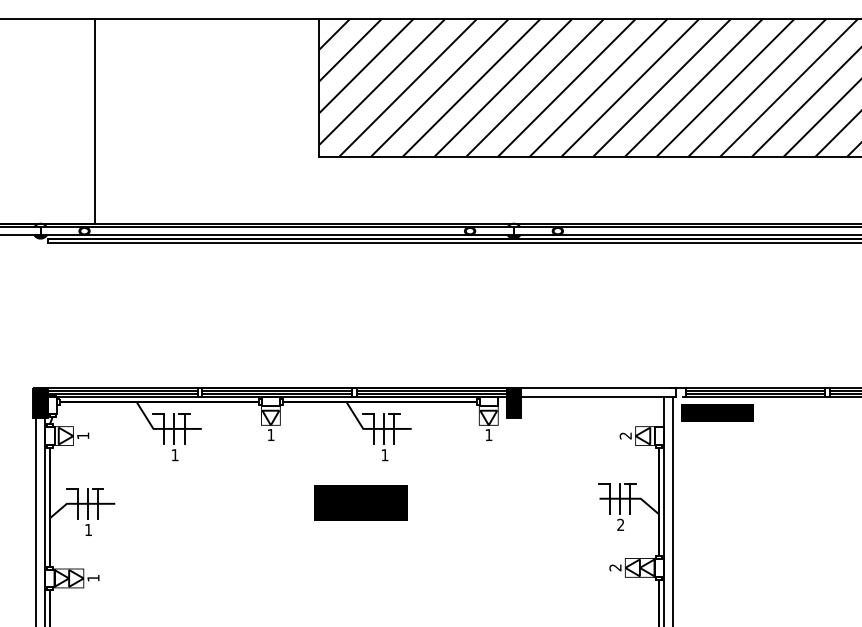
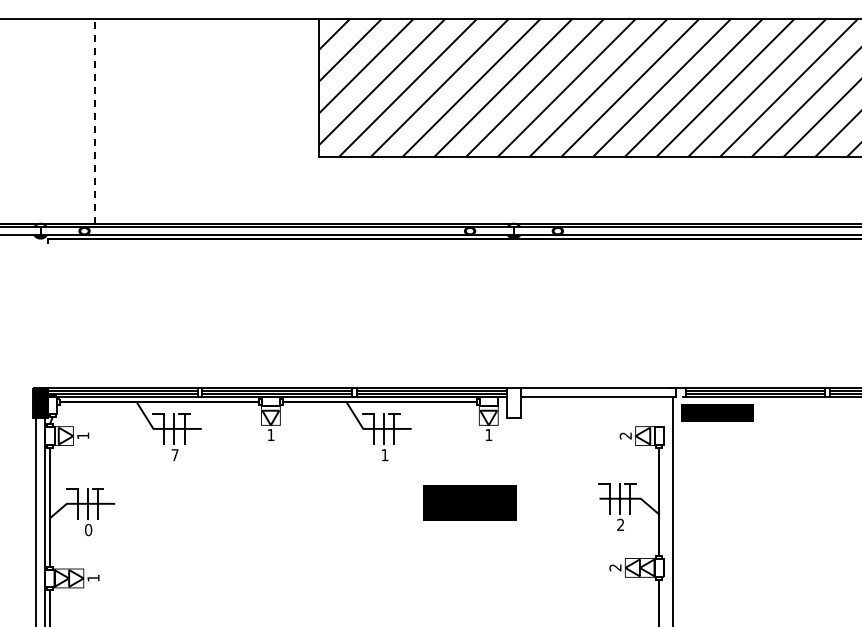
line: solid -> dashed (95, 120)
line: present -> none (453, 242)
hatch: present -> none (513, 403)
text: 1 -> 7 (174, 455)
text position: (360, 502) -> (469, 502) (469, 502)
line: present -> none (663, 510)
text: 1 -> 0 (88, 529)
